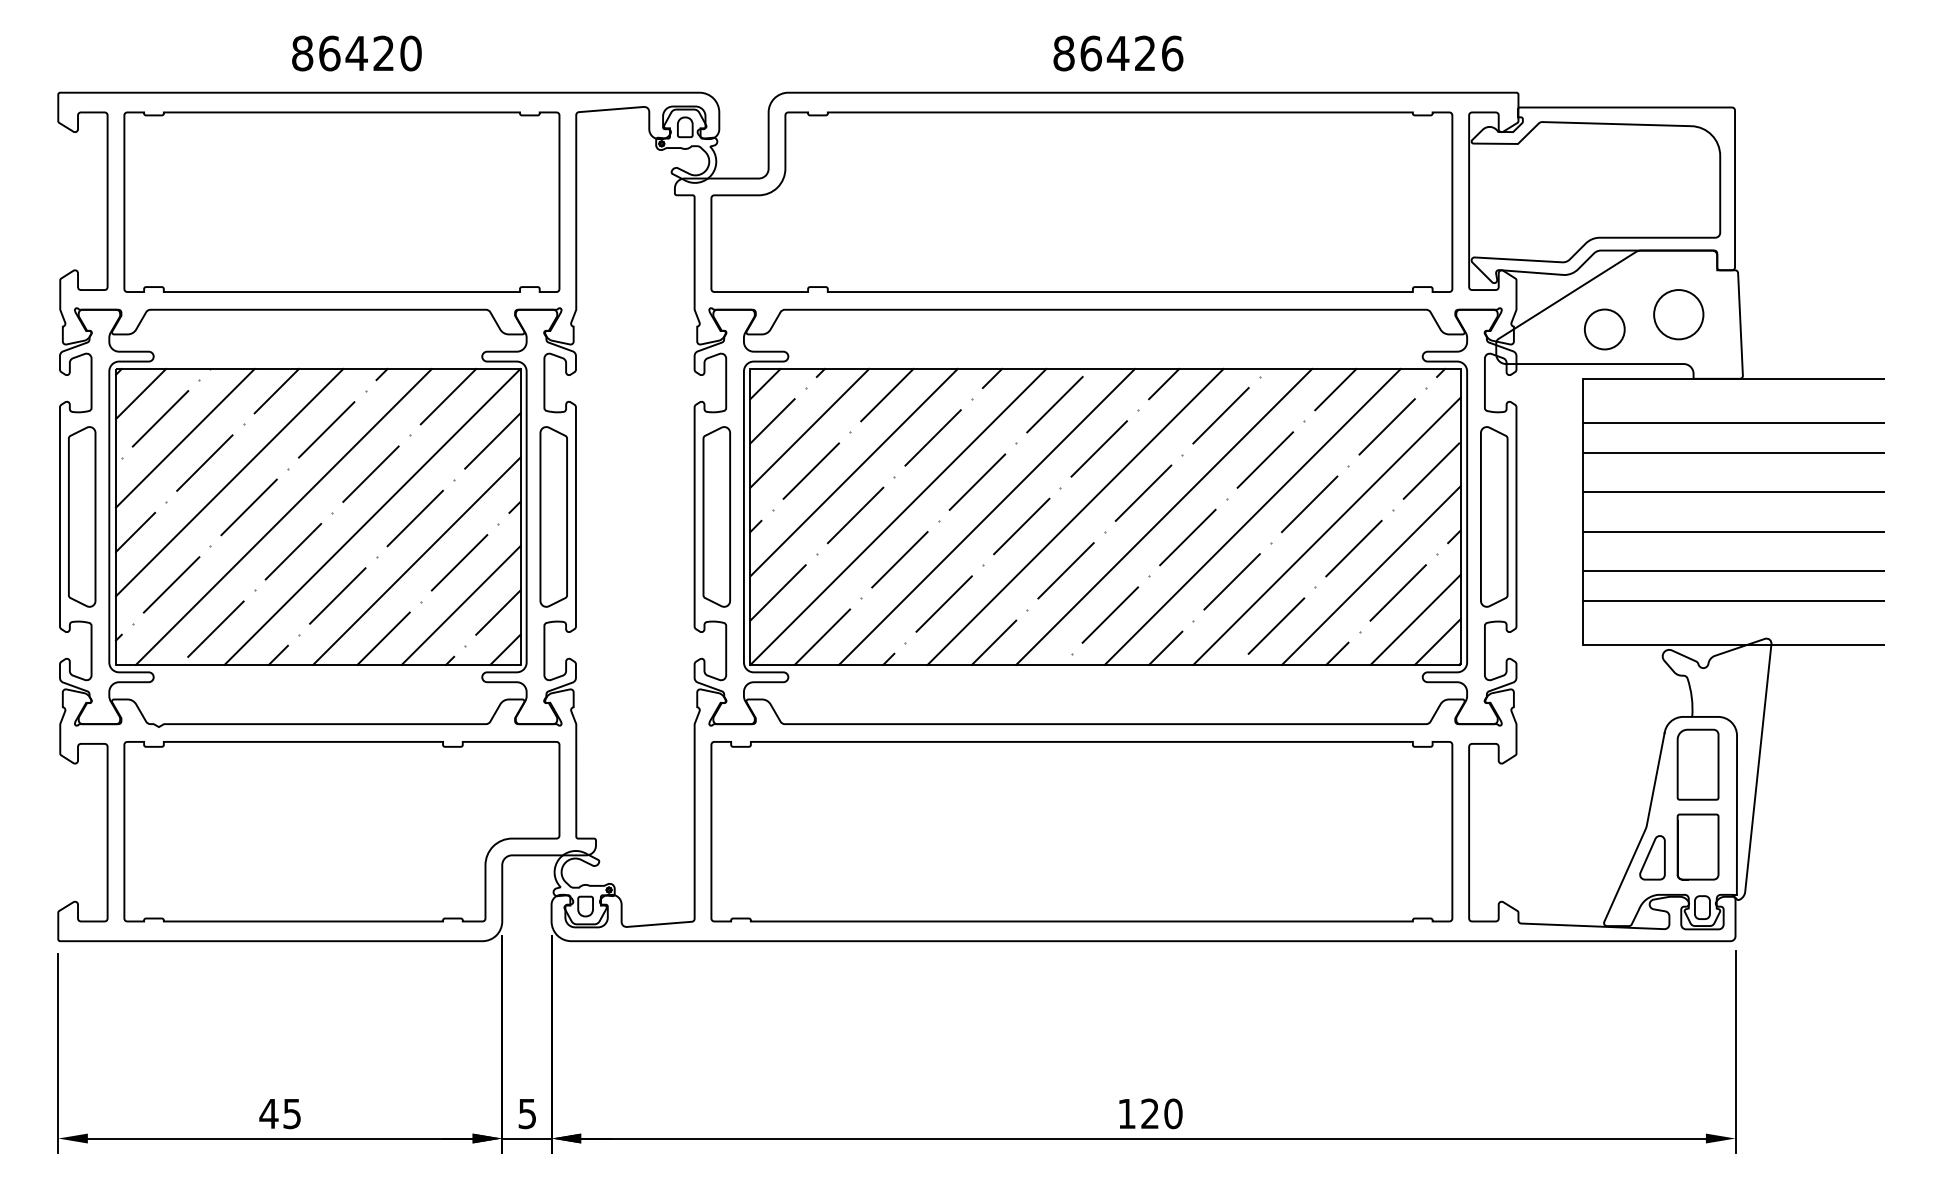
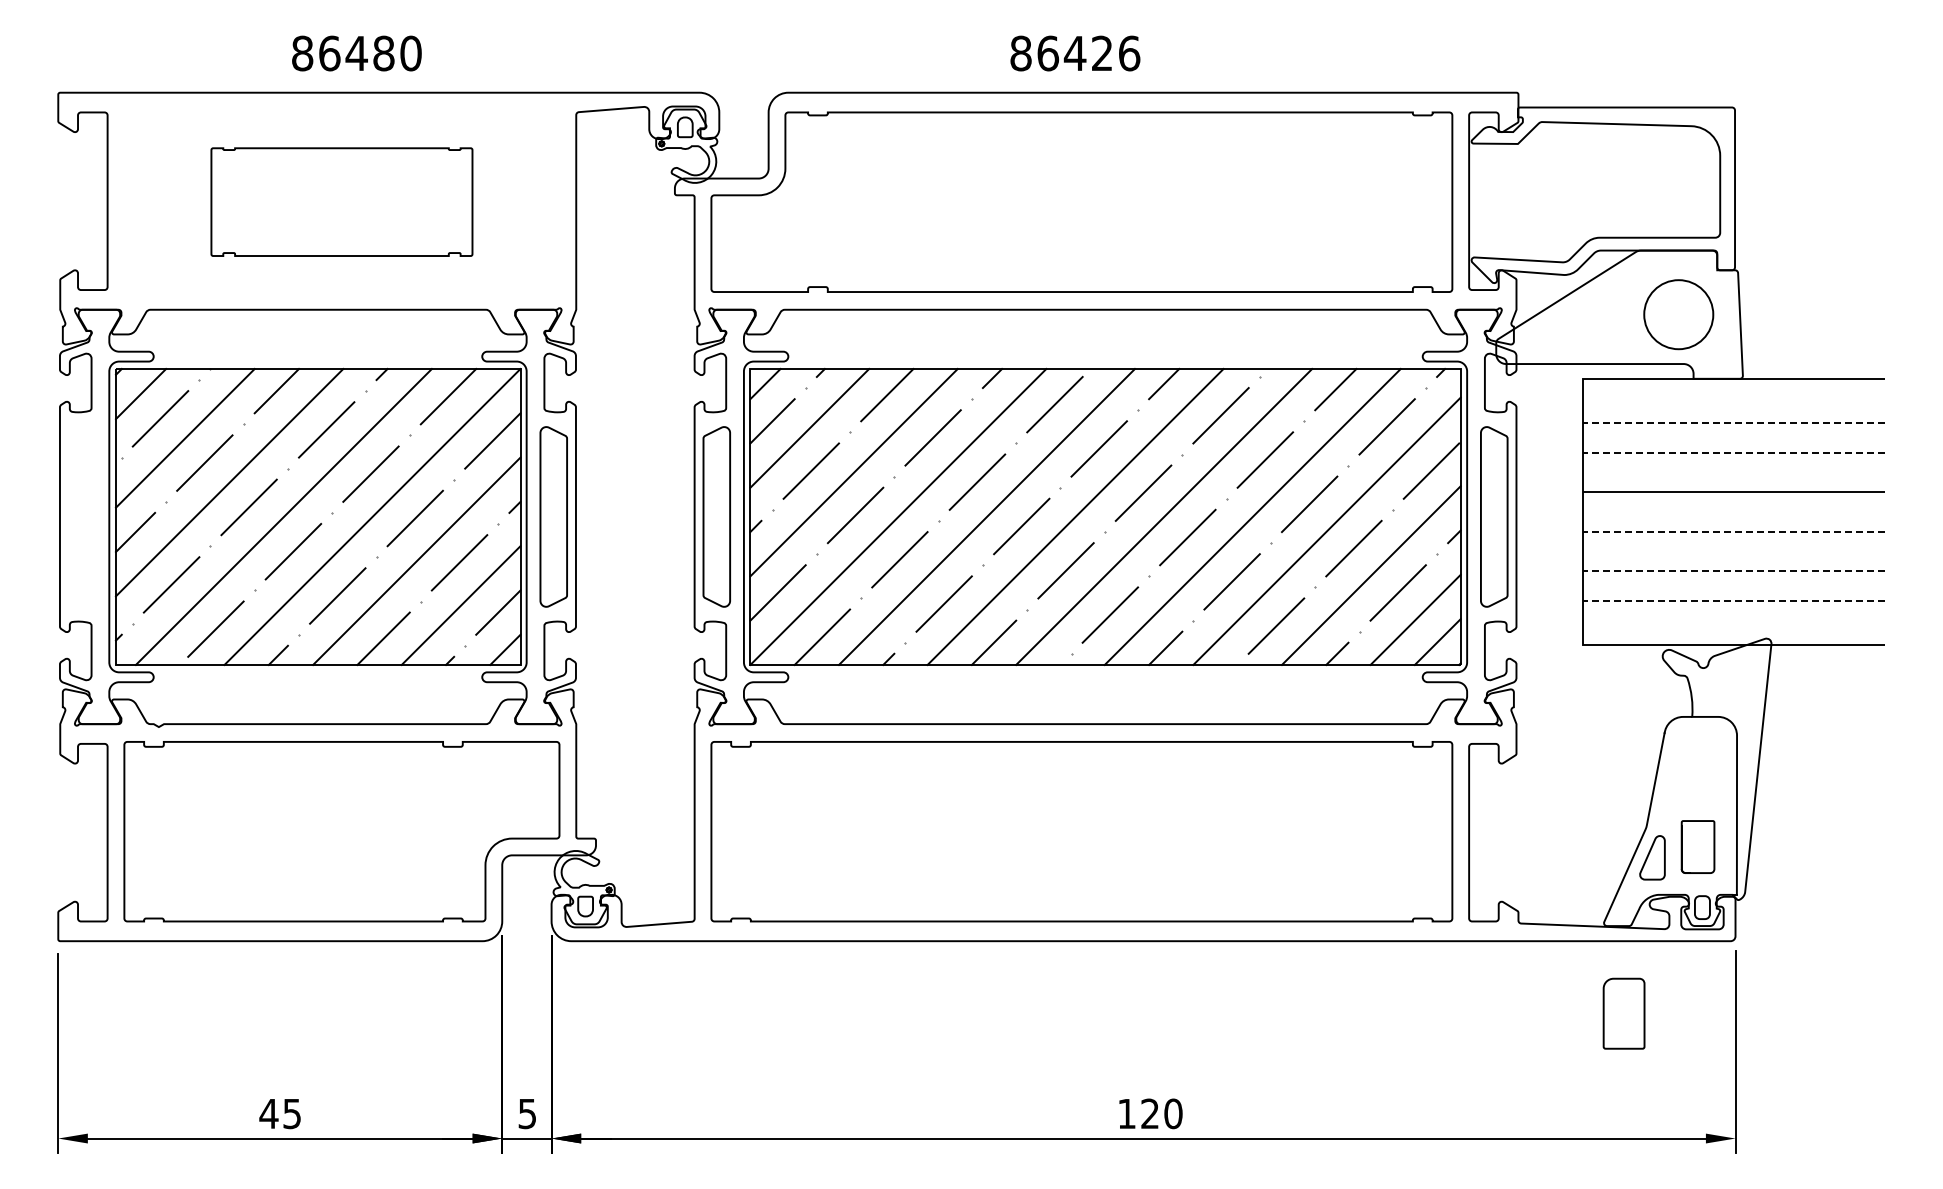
text: 86420 -> 86480 (383, 53)
text position: (1118, 53) -> (1075, 53) (1075, 53)
part size: 438x182 px -> 264x110 px (341, 201)
circle diameter: 49 px -> 69 px (1678, 314)
circle: present -> none (1604, 329)
line: solid -> dashed (1733, 423)
line: solid -> dashed (1733, 452)
part: present -> none (82, 516)
line: solid -> dashed (1733, 531)
line: solid -> dashed (1733, 571)
line: solid -> dashed (1733, 600)
part position: (1697, 764) -> (1623, 1013) (1623, 1013)
part size: 44x68 px -> 36x54 px (1697, 846)
